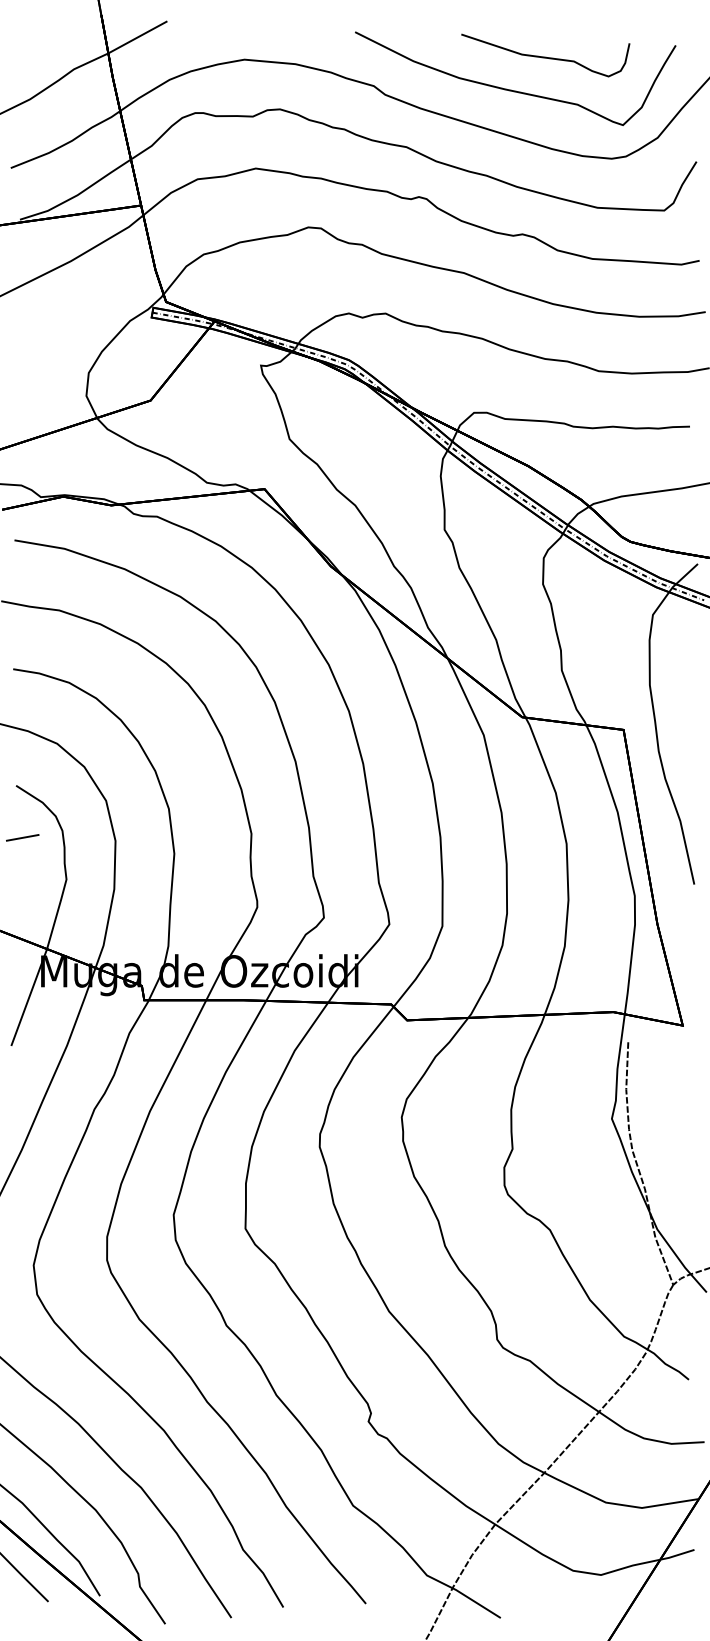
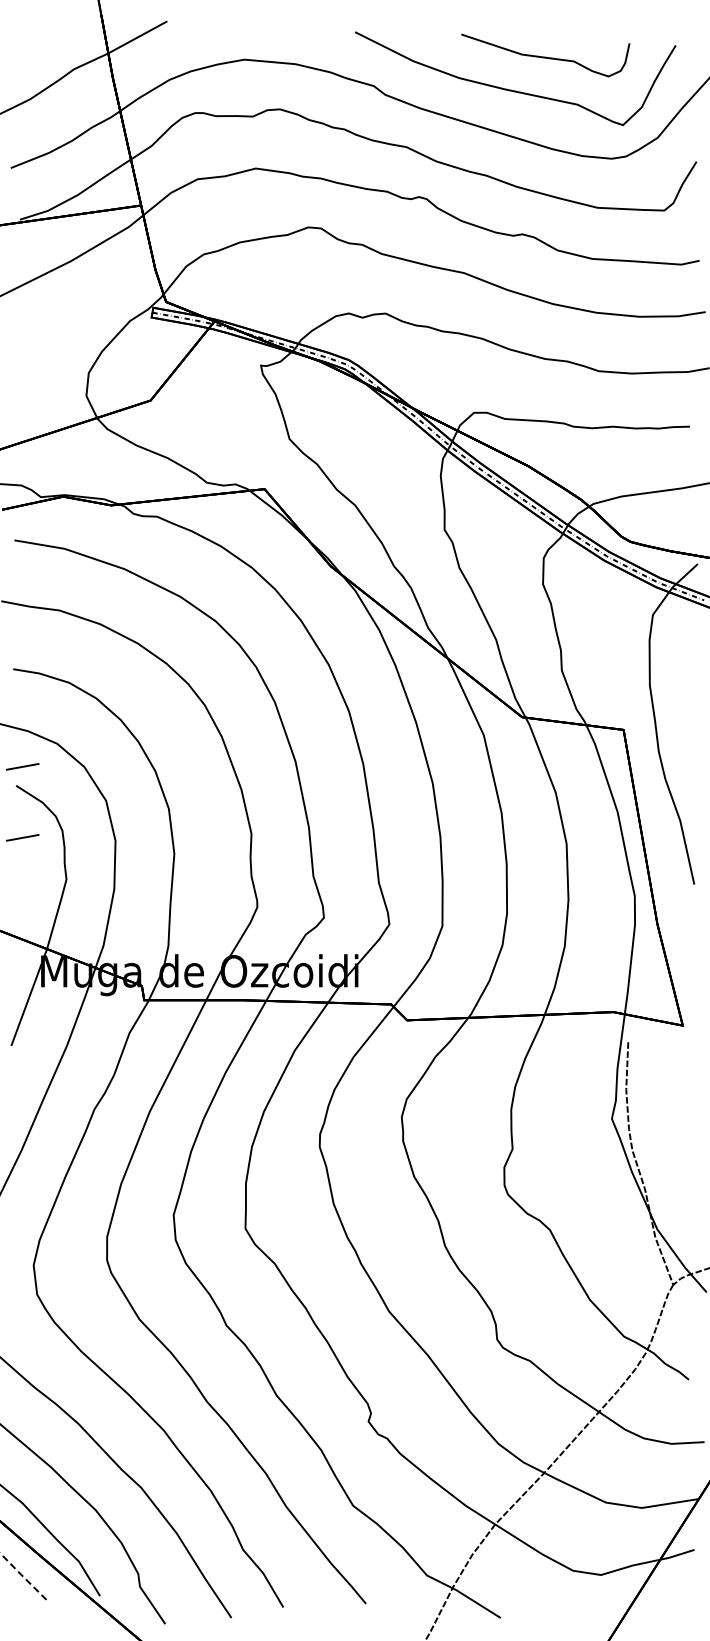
line: none -> present (22, 766)
line: solid -> dashed (24, 1577)
